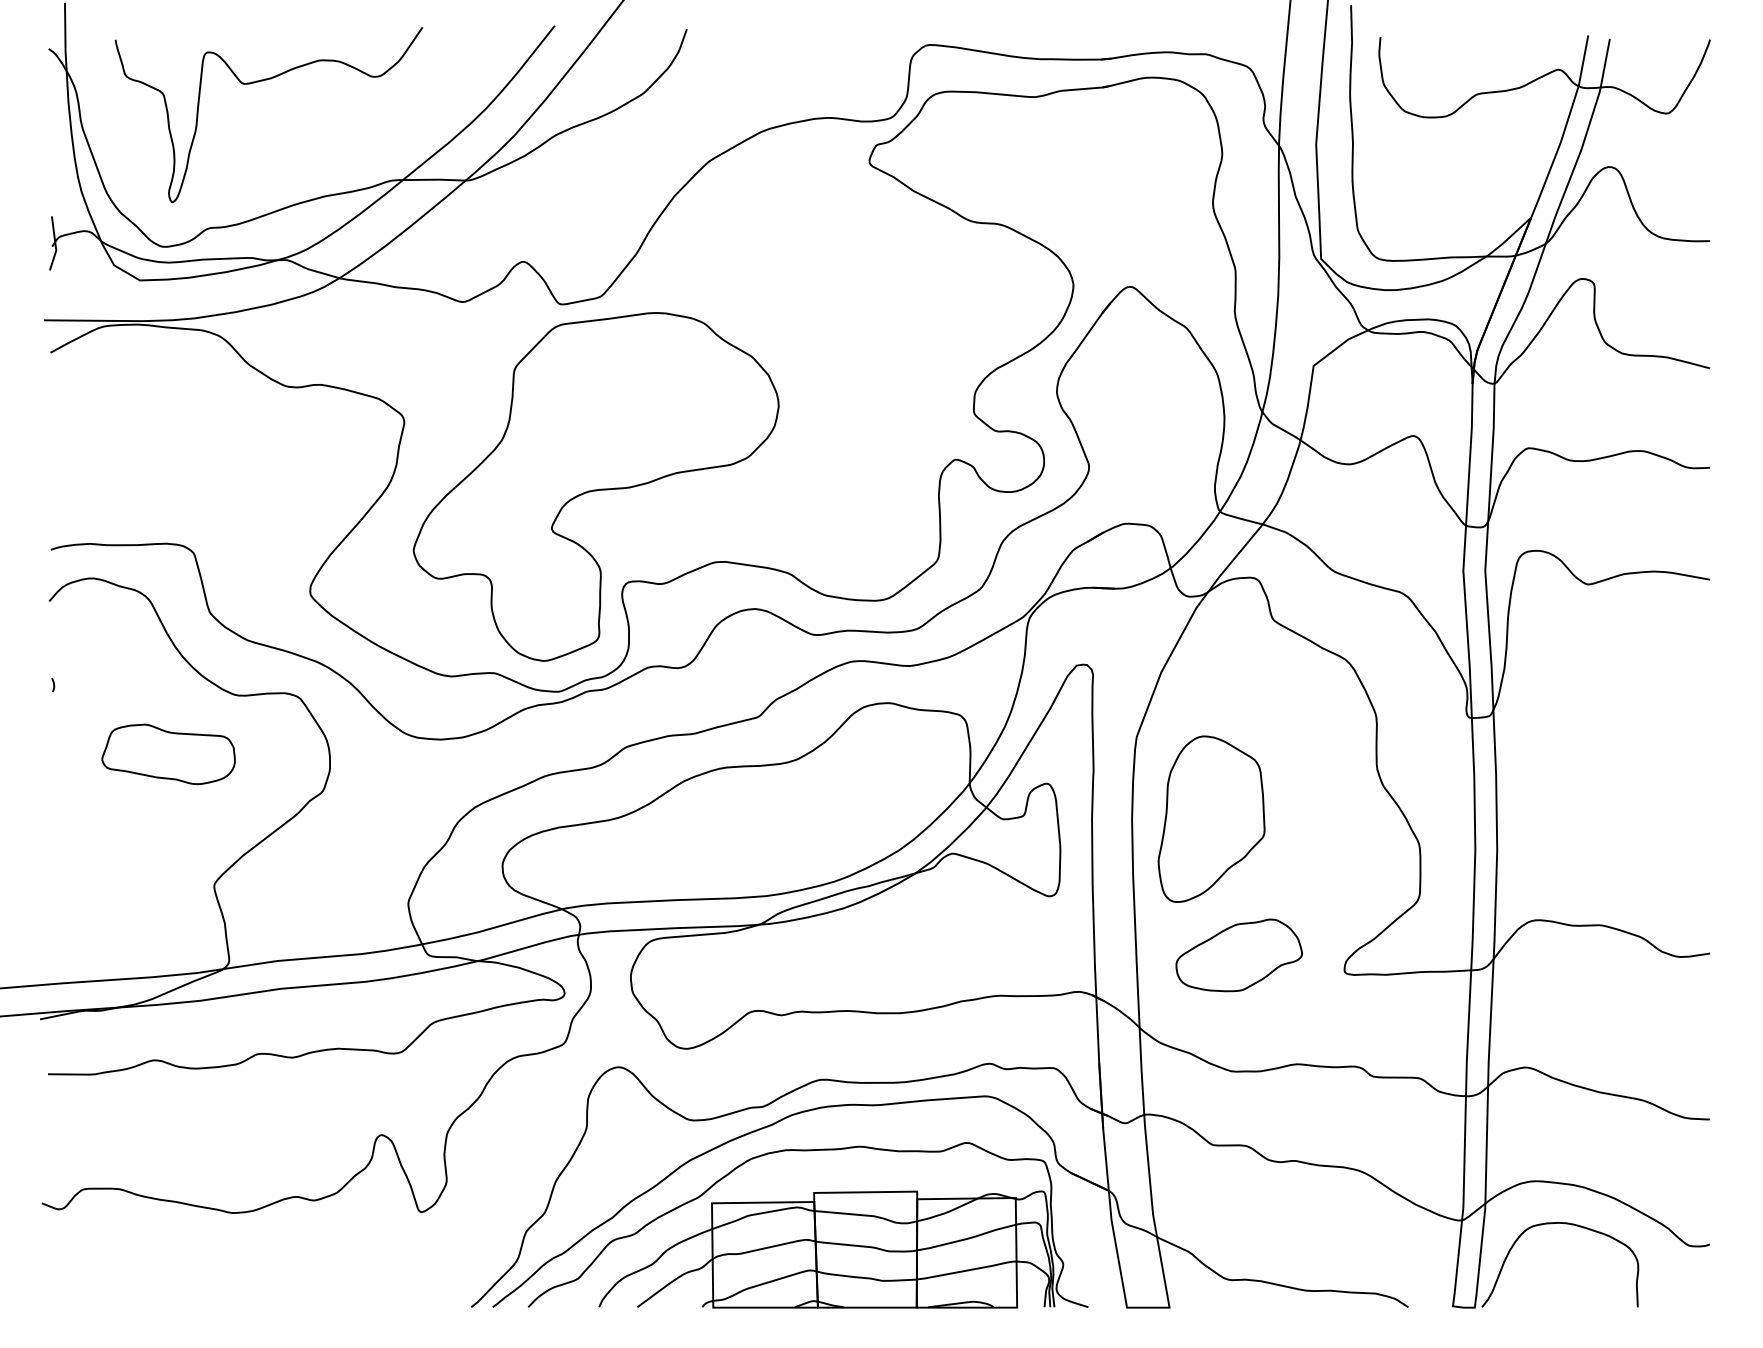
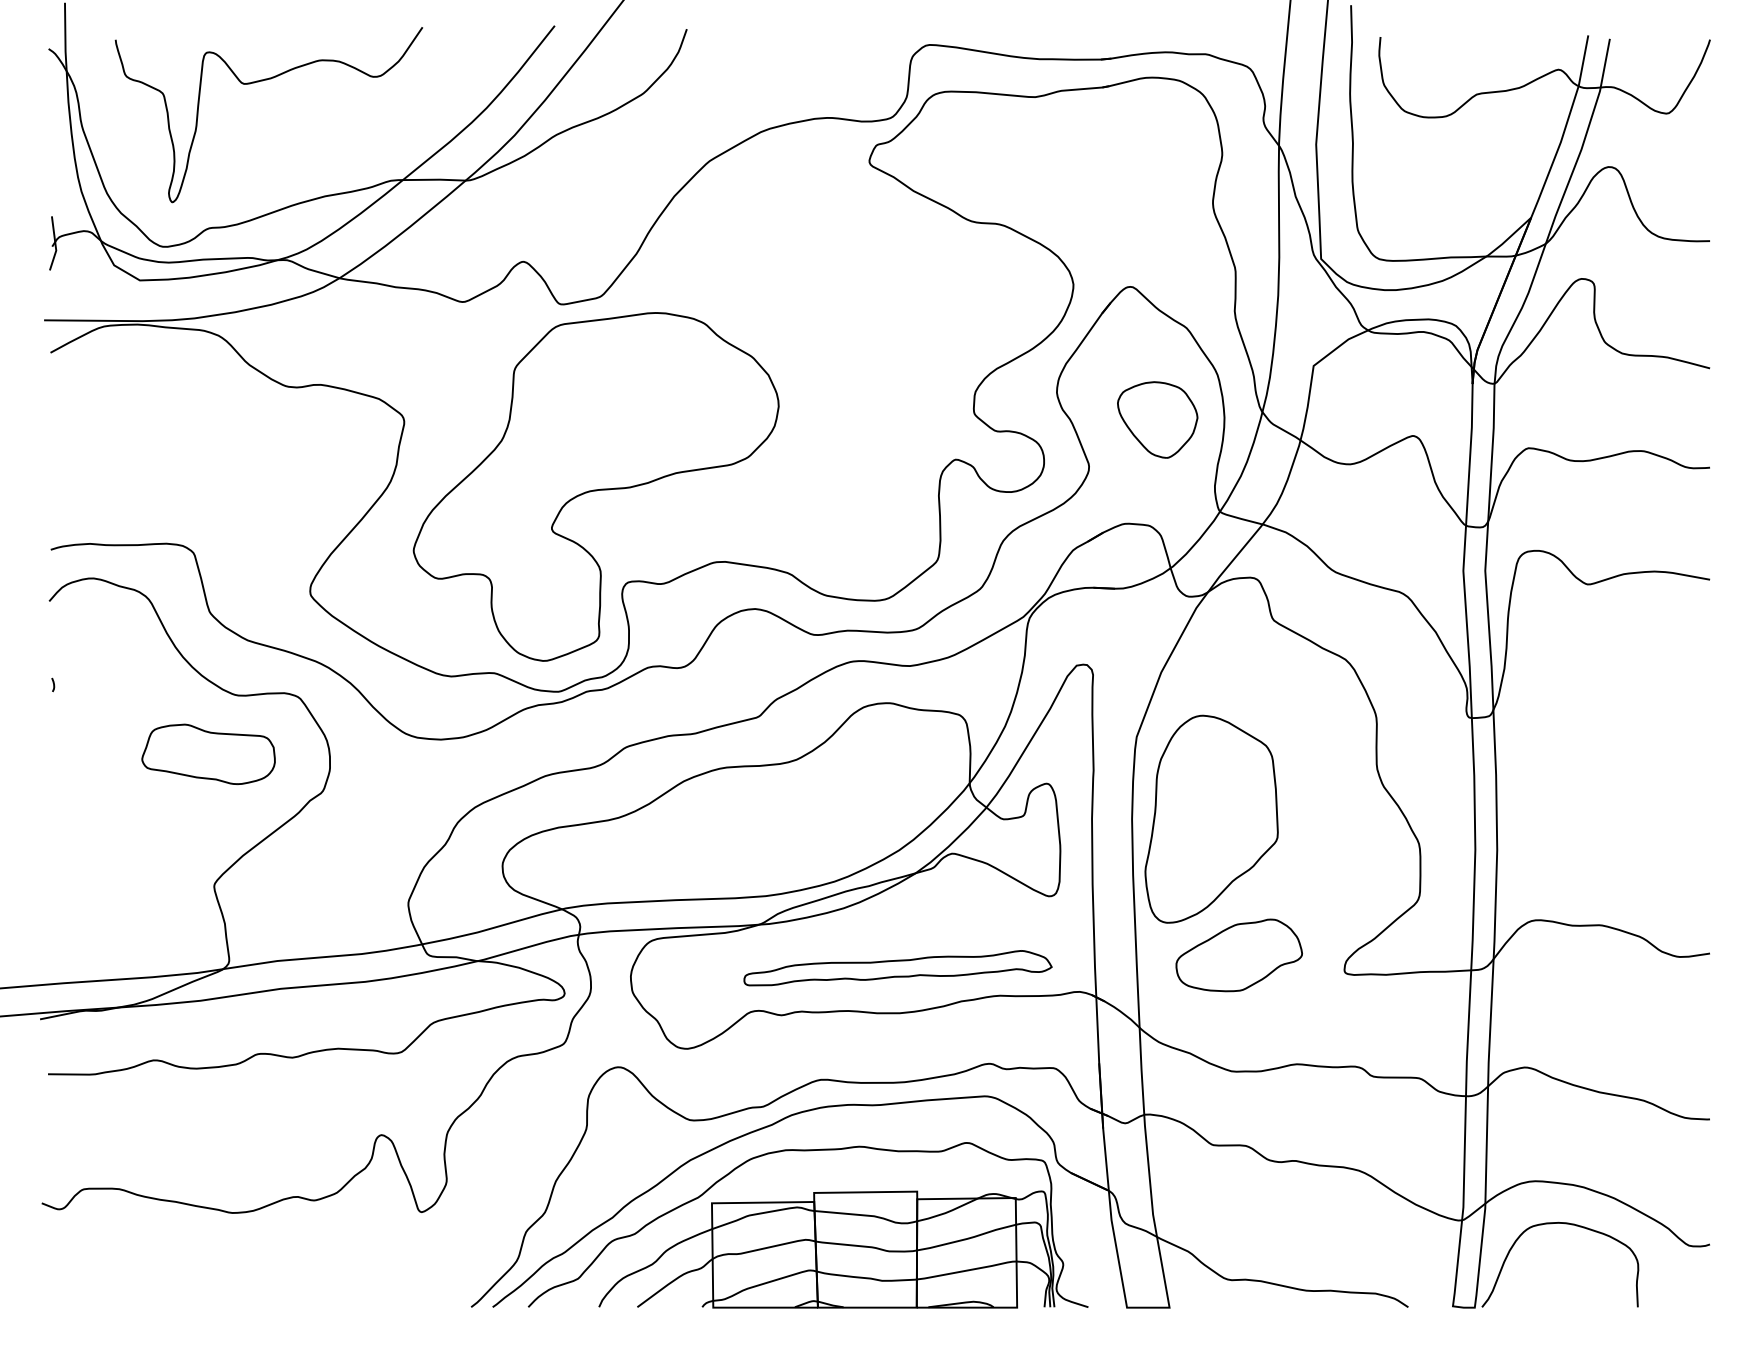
part: none -> present (1157, 419)
part position: (168, 753) -> (208, 753) (208, 753)
part size: 109x168 px -> 135x210 px (1211, 818)
part: none -> present (897, 968)
